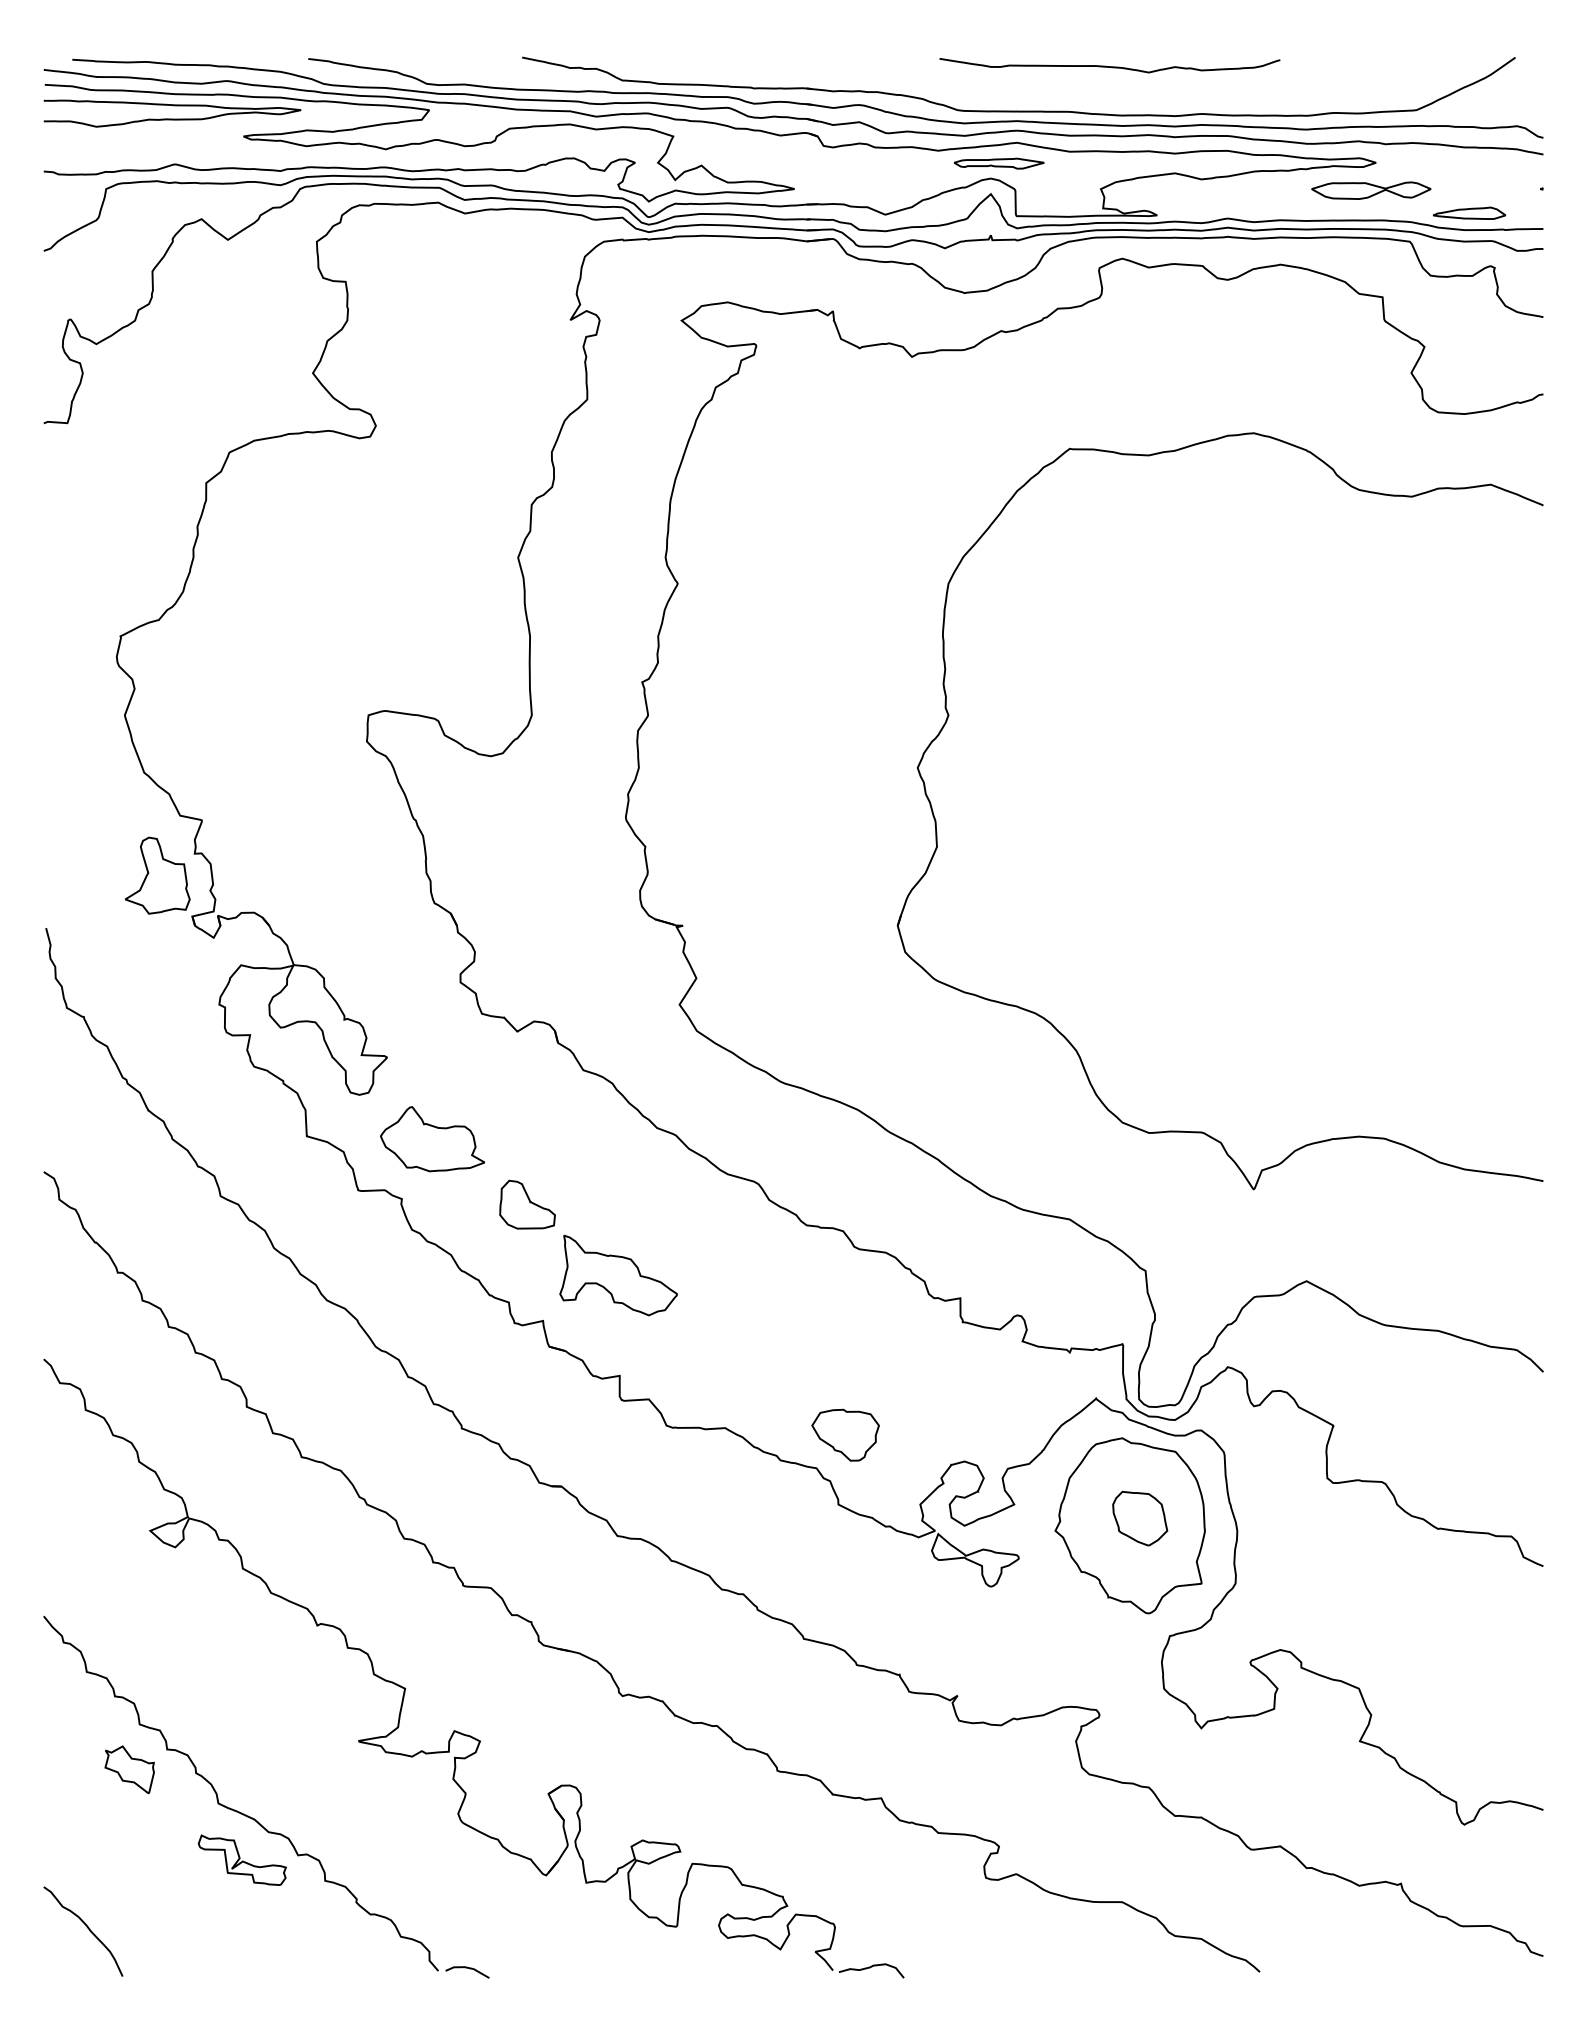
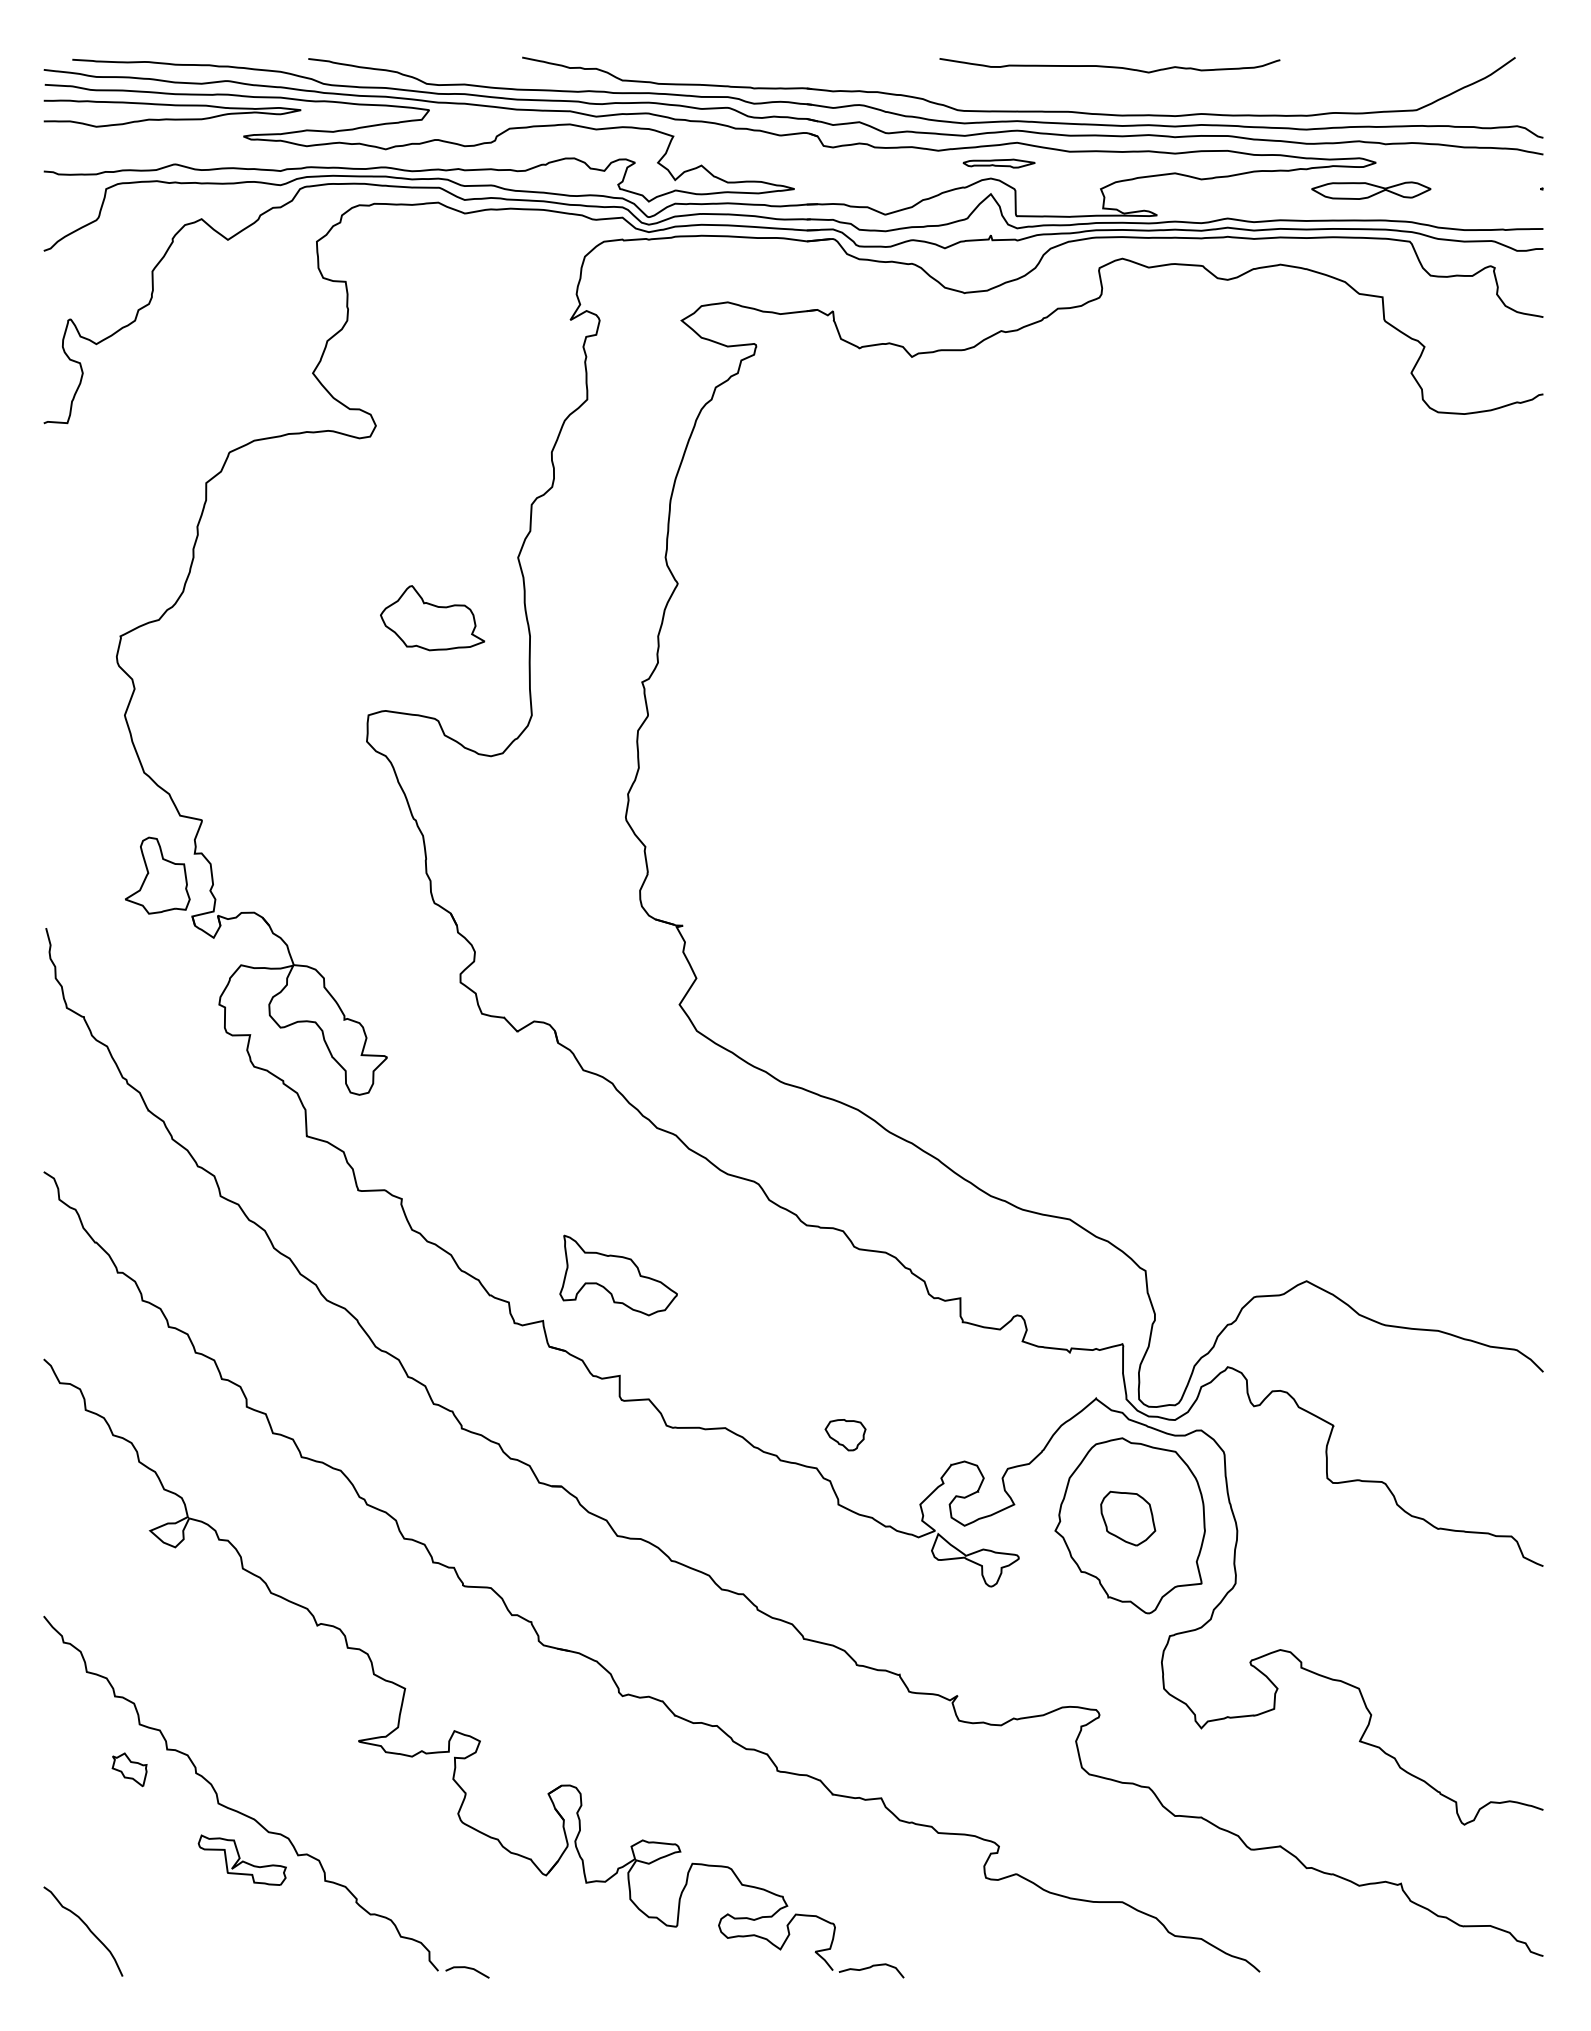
part size: 92x13 px -> 74x11 px (998, 163)
part: present -> none (1469, 212)
part: present -> none (1051, 1022)
part position: (432, 1139) -> (432, 618) (432, 618)
part: present -> none (527, 1204)
part size: 69x54 px -> 43x33 px (845, 1435)
part position: (1140, 1518) -> (1128, 1518) (1128, 1518)
part size: 51x50 px -> 37x36 px (129, 1769)
